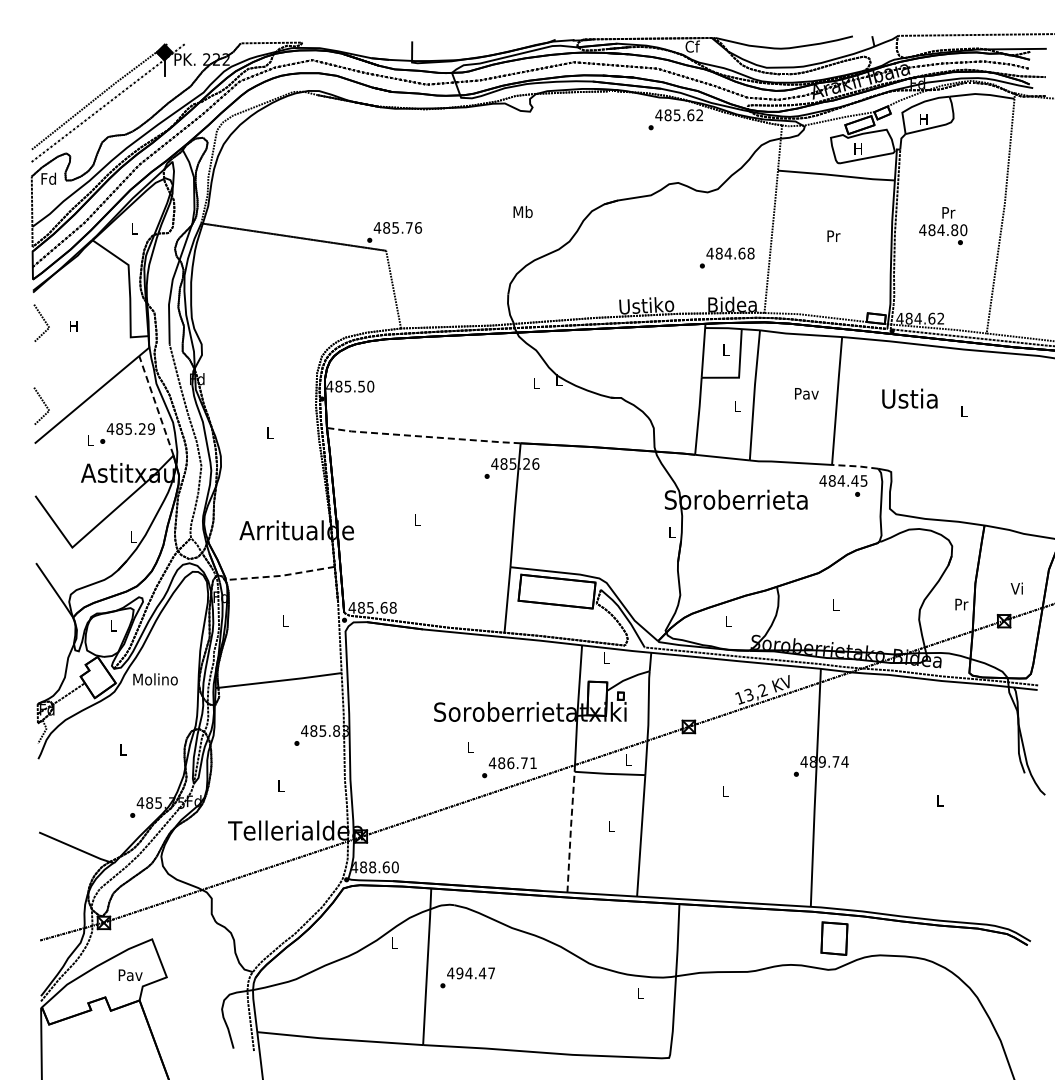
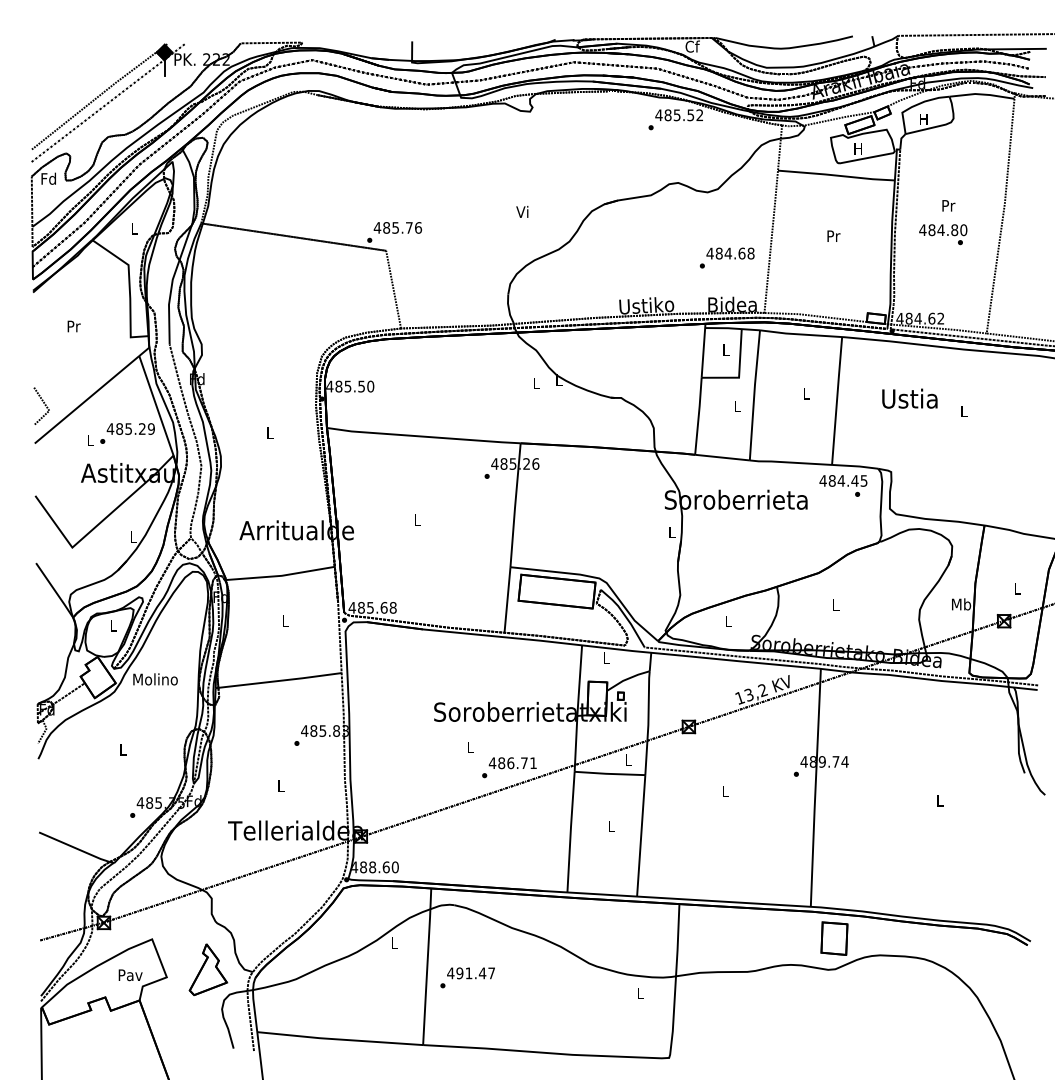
text: 485.62 -> 485.52 (690, 115)
text: Mb -> Vi (522, 211)
text position: (948, 212) -> (948, 205) (948, 205)
line: present -> none (43, 320)
text: H -> Pr (73, 326)
text: Pav -> L (806, 393)
line: dashed -> solid (156, 405)
line: dashed -> solid (423, 436)
line: dashed -> solid (855, 466)
line: dashed -> solid (280, 575)
text: Vi -> L (1016, 588)
text: Pr -> Mb (961, 604)
line: dashed -> solid (570, 831)
part: none -> present (208, 969)
text: 494.47 -> 491.47 (468, 973)
